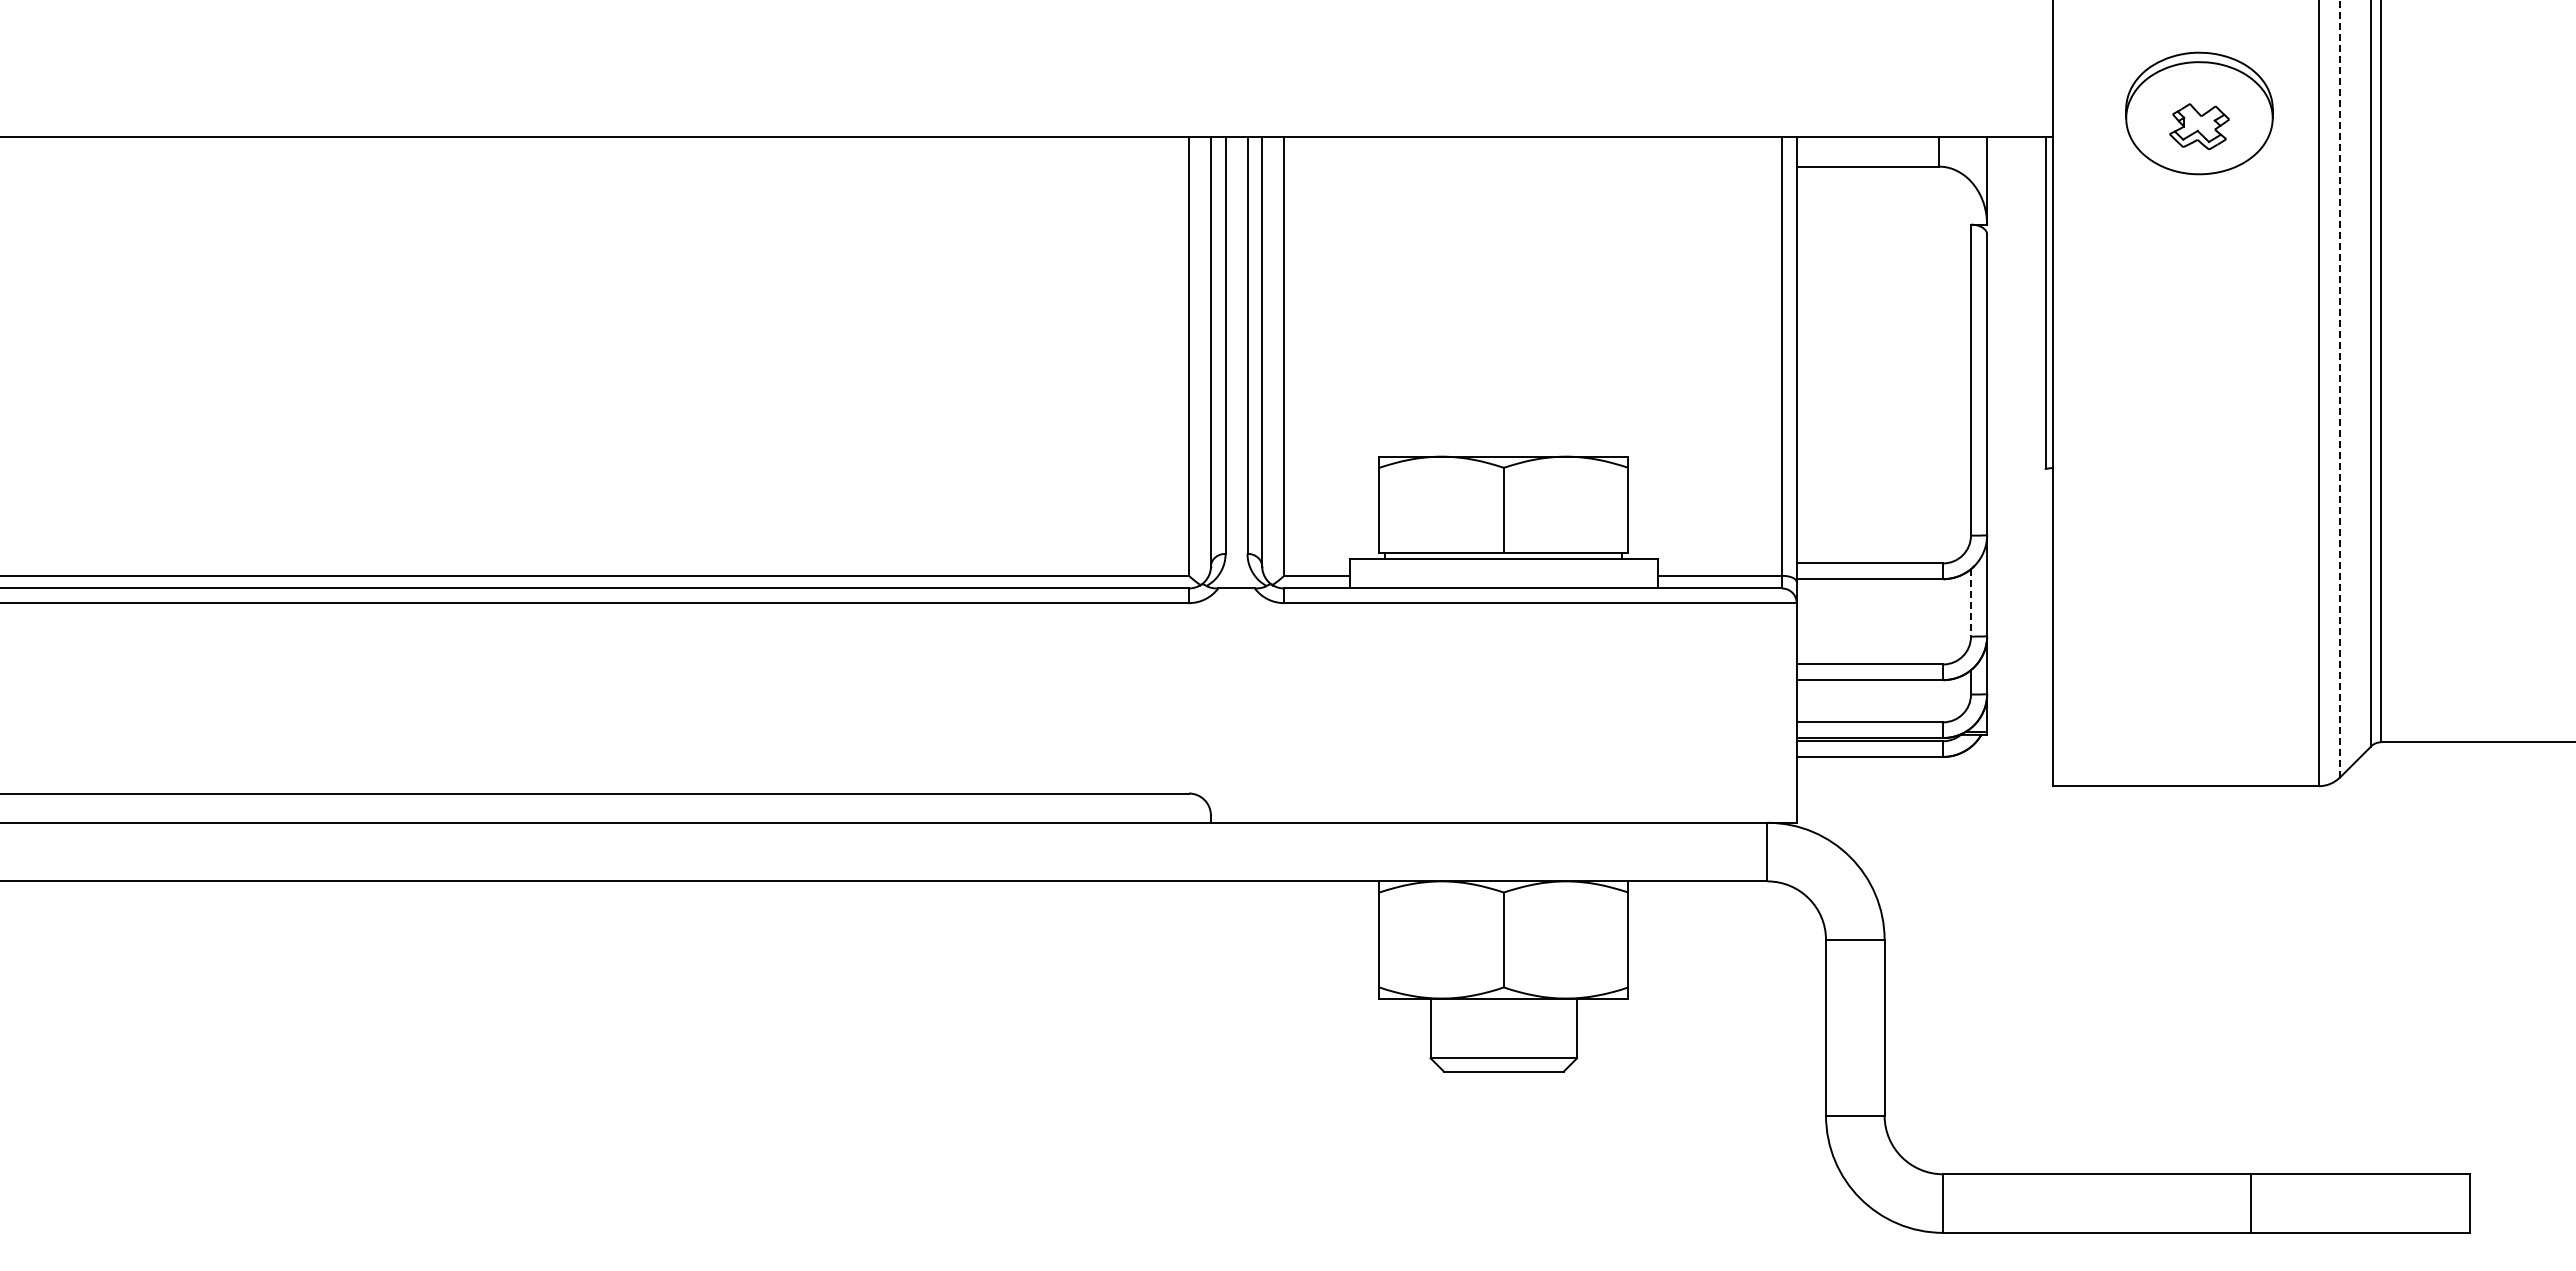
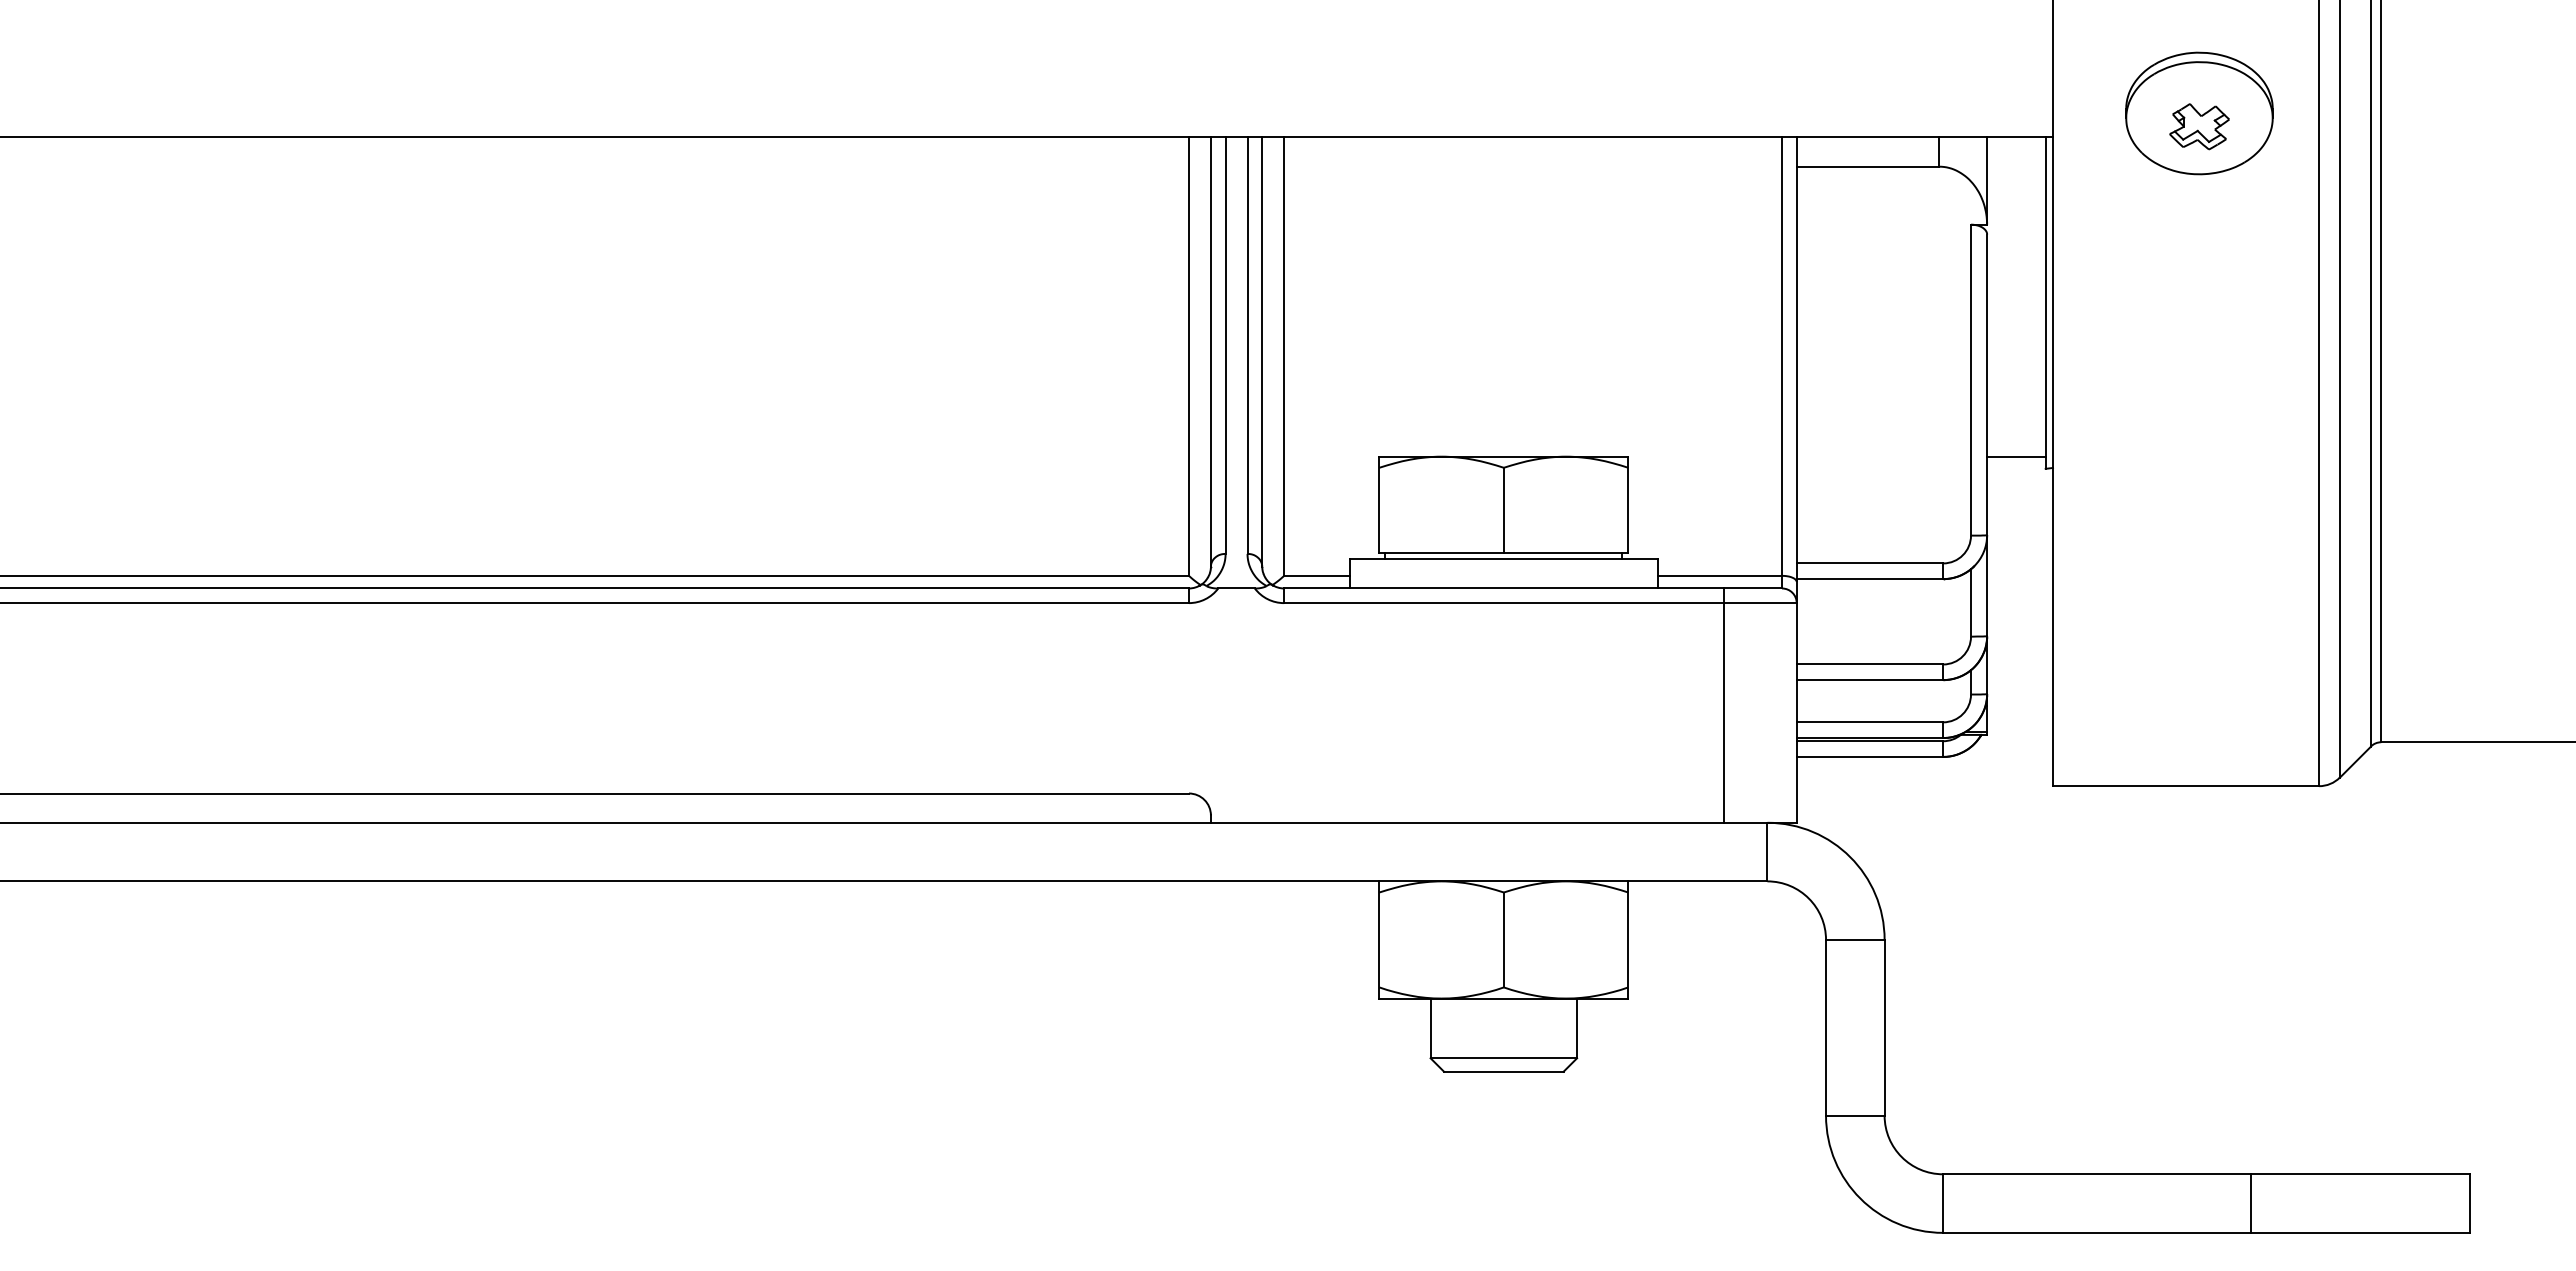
line: dashed -> solid (2339, 388)
line: none -> present (2016, 456)
line: dashed -> solid (1971, 602)
line: none -> present (1723, 705)
